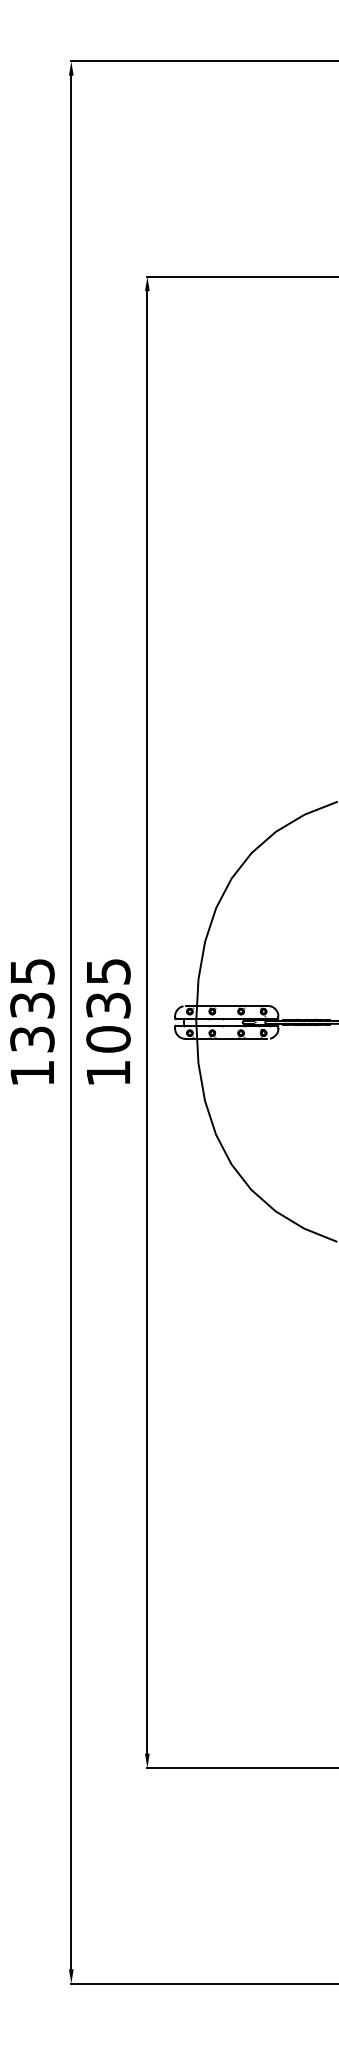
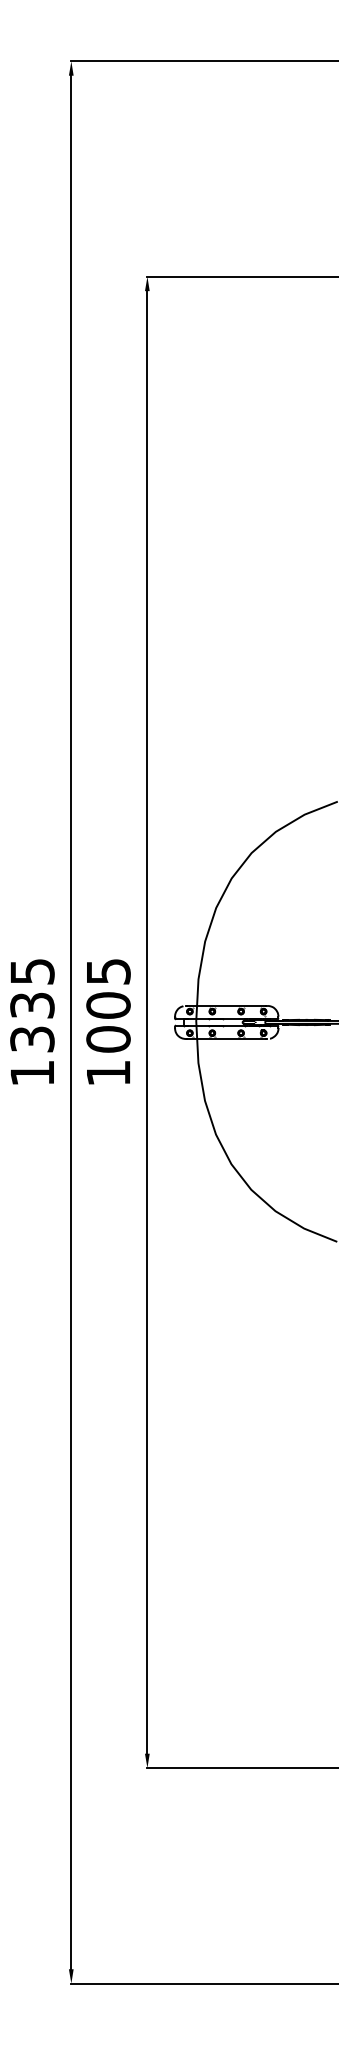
text: 1035 -> 1005 (108, 1005)
